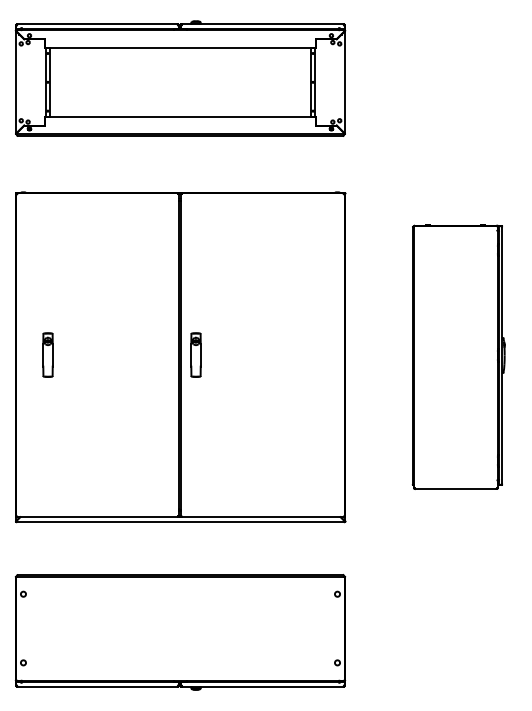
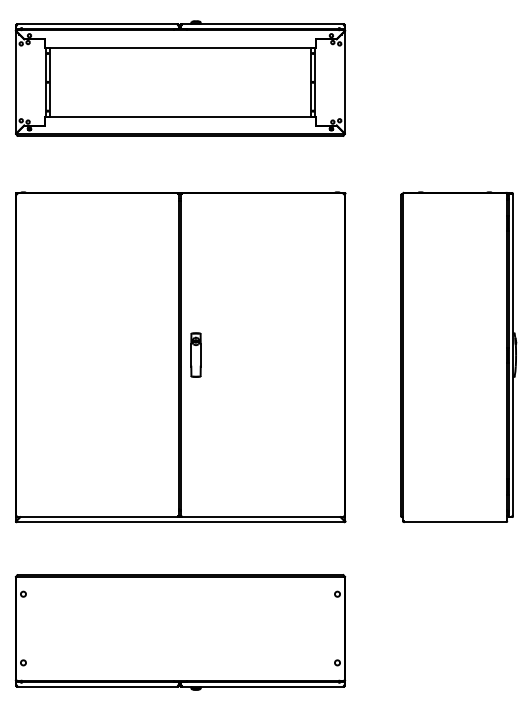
part: present -> none (47, 354)
part size: 95x266 px -> 118x332 px (458, 356)
